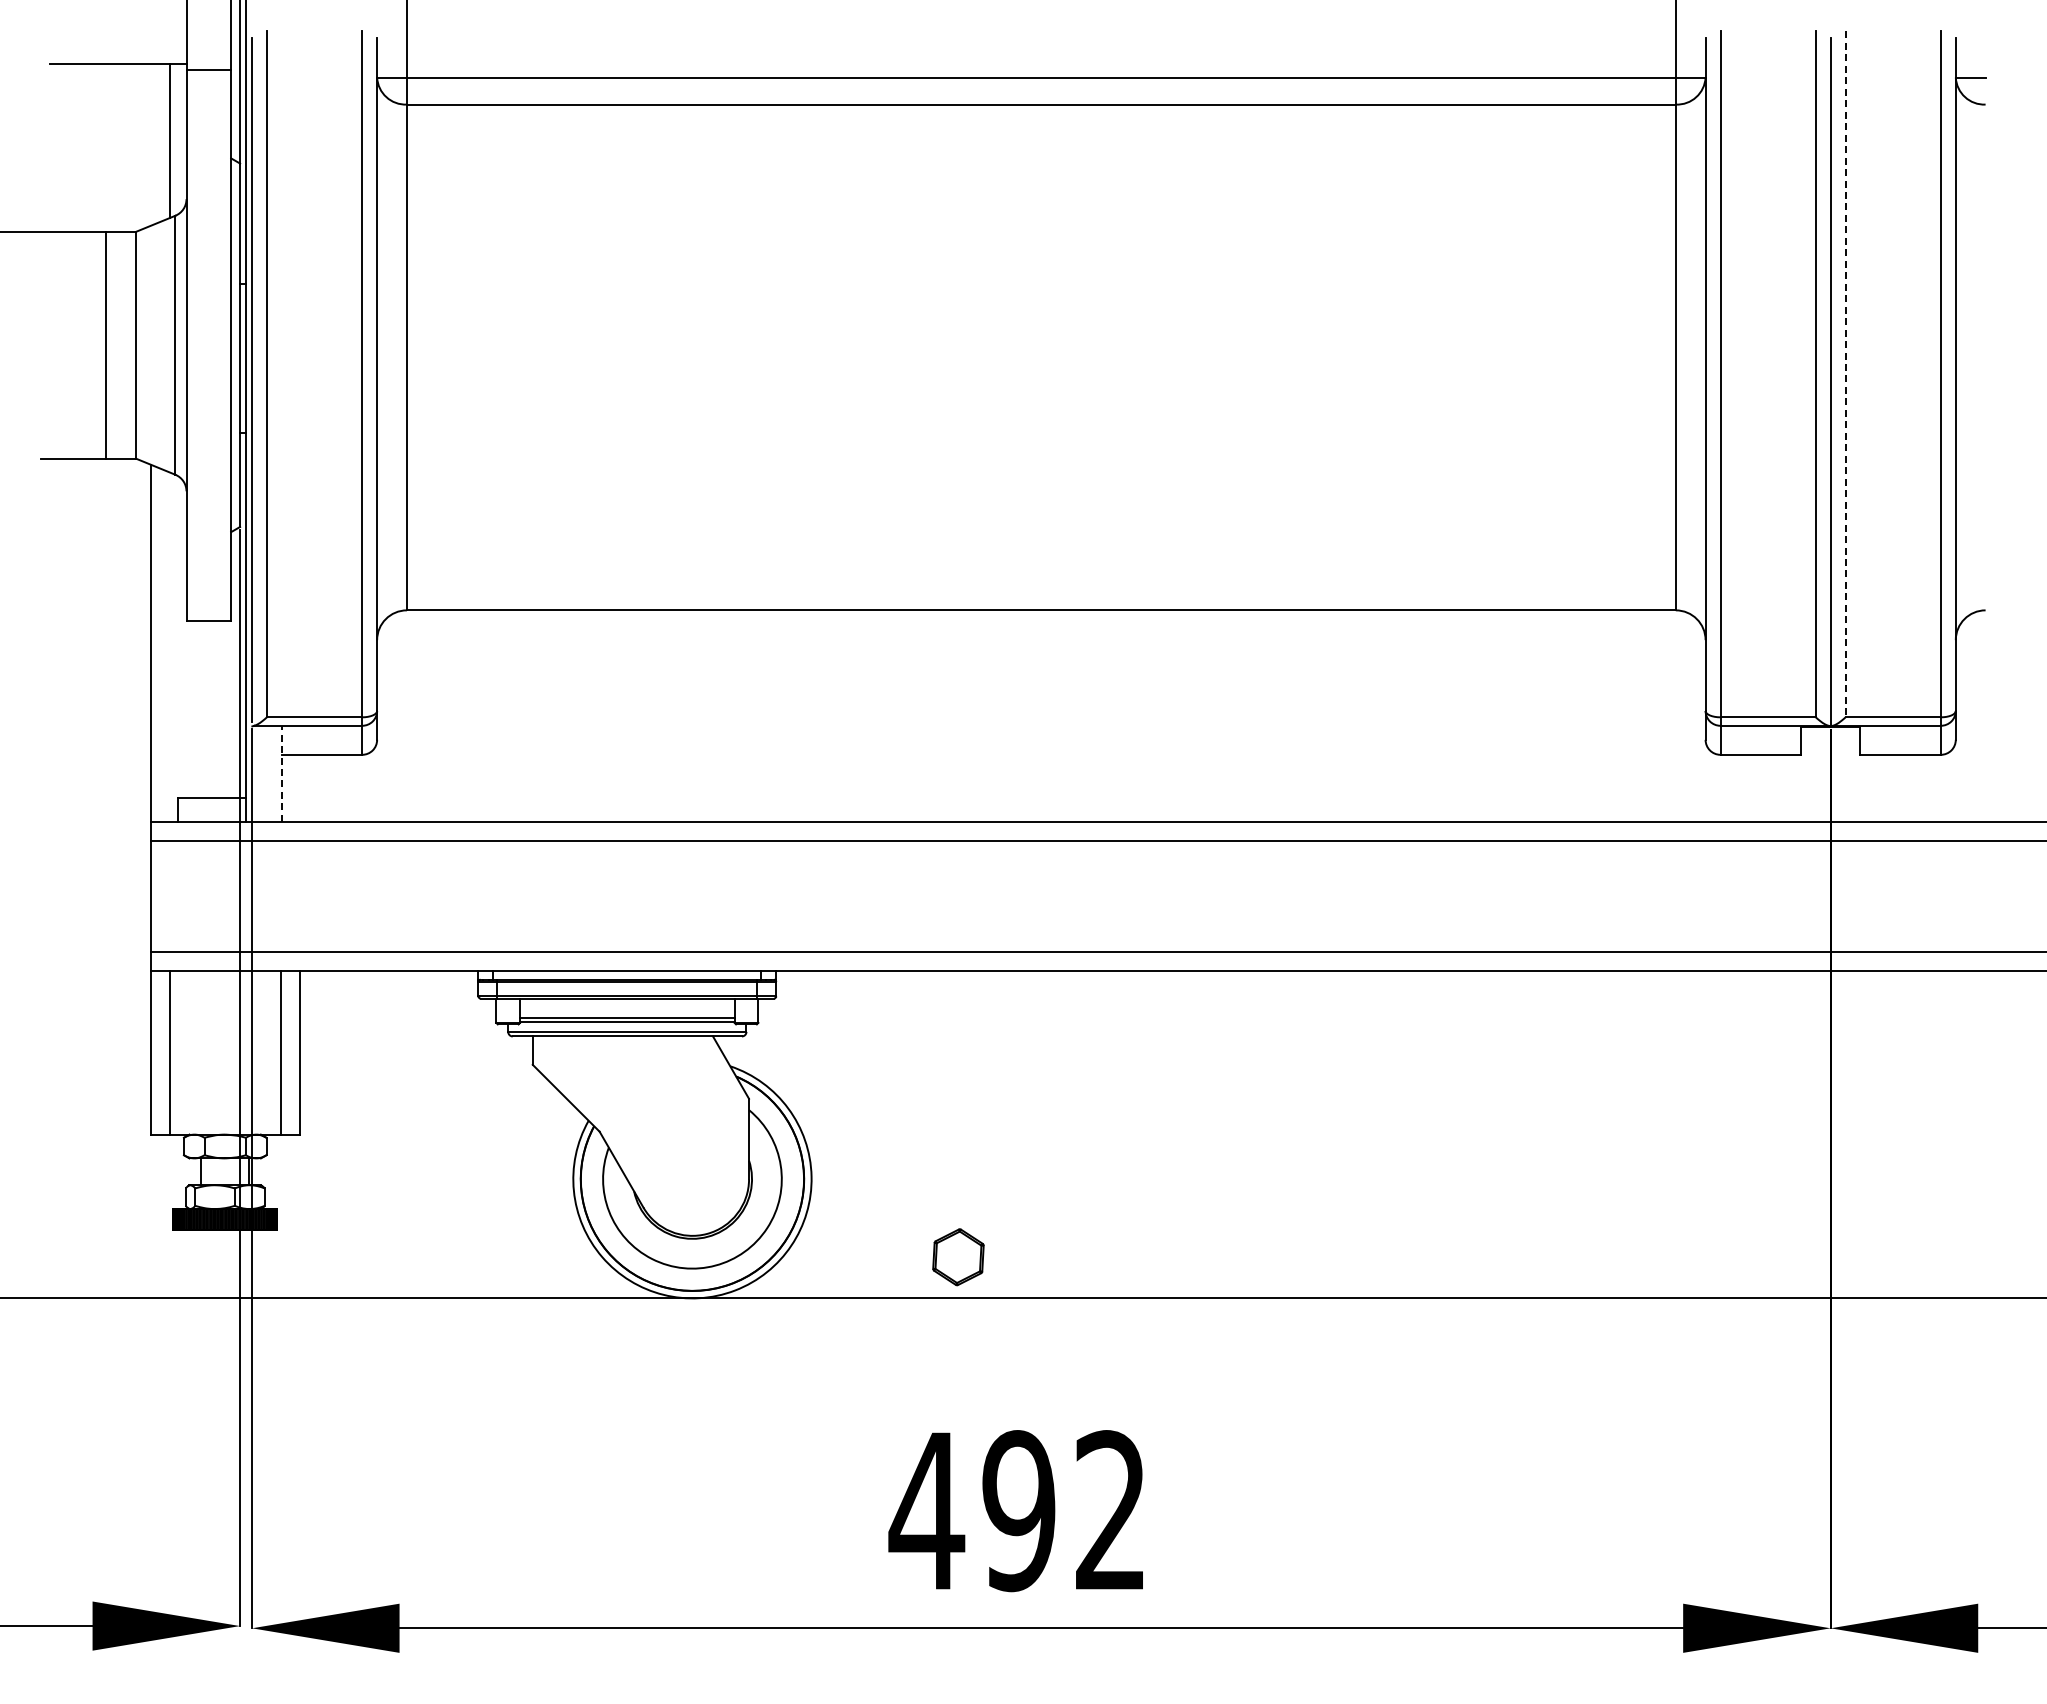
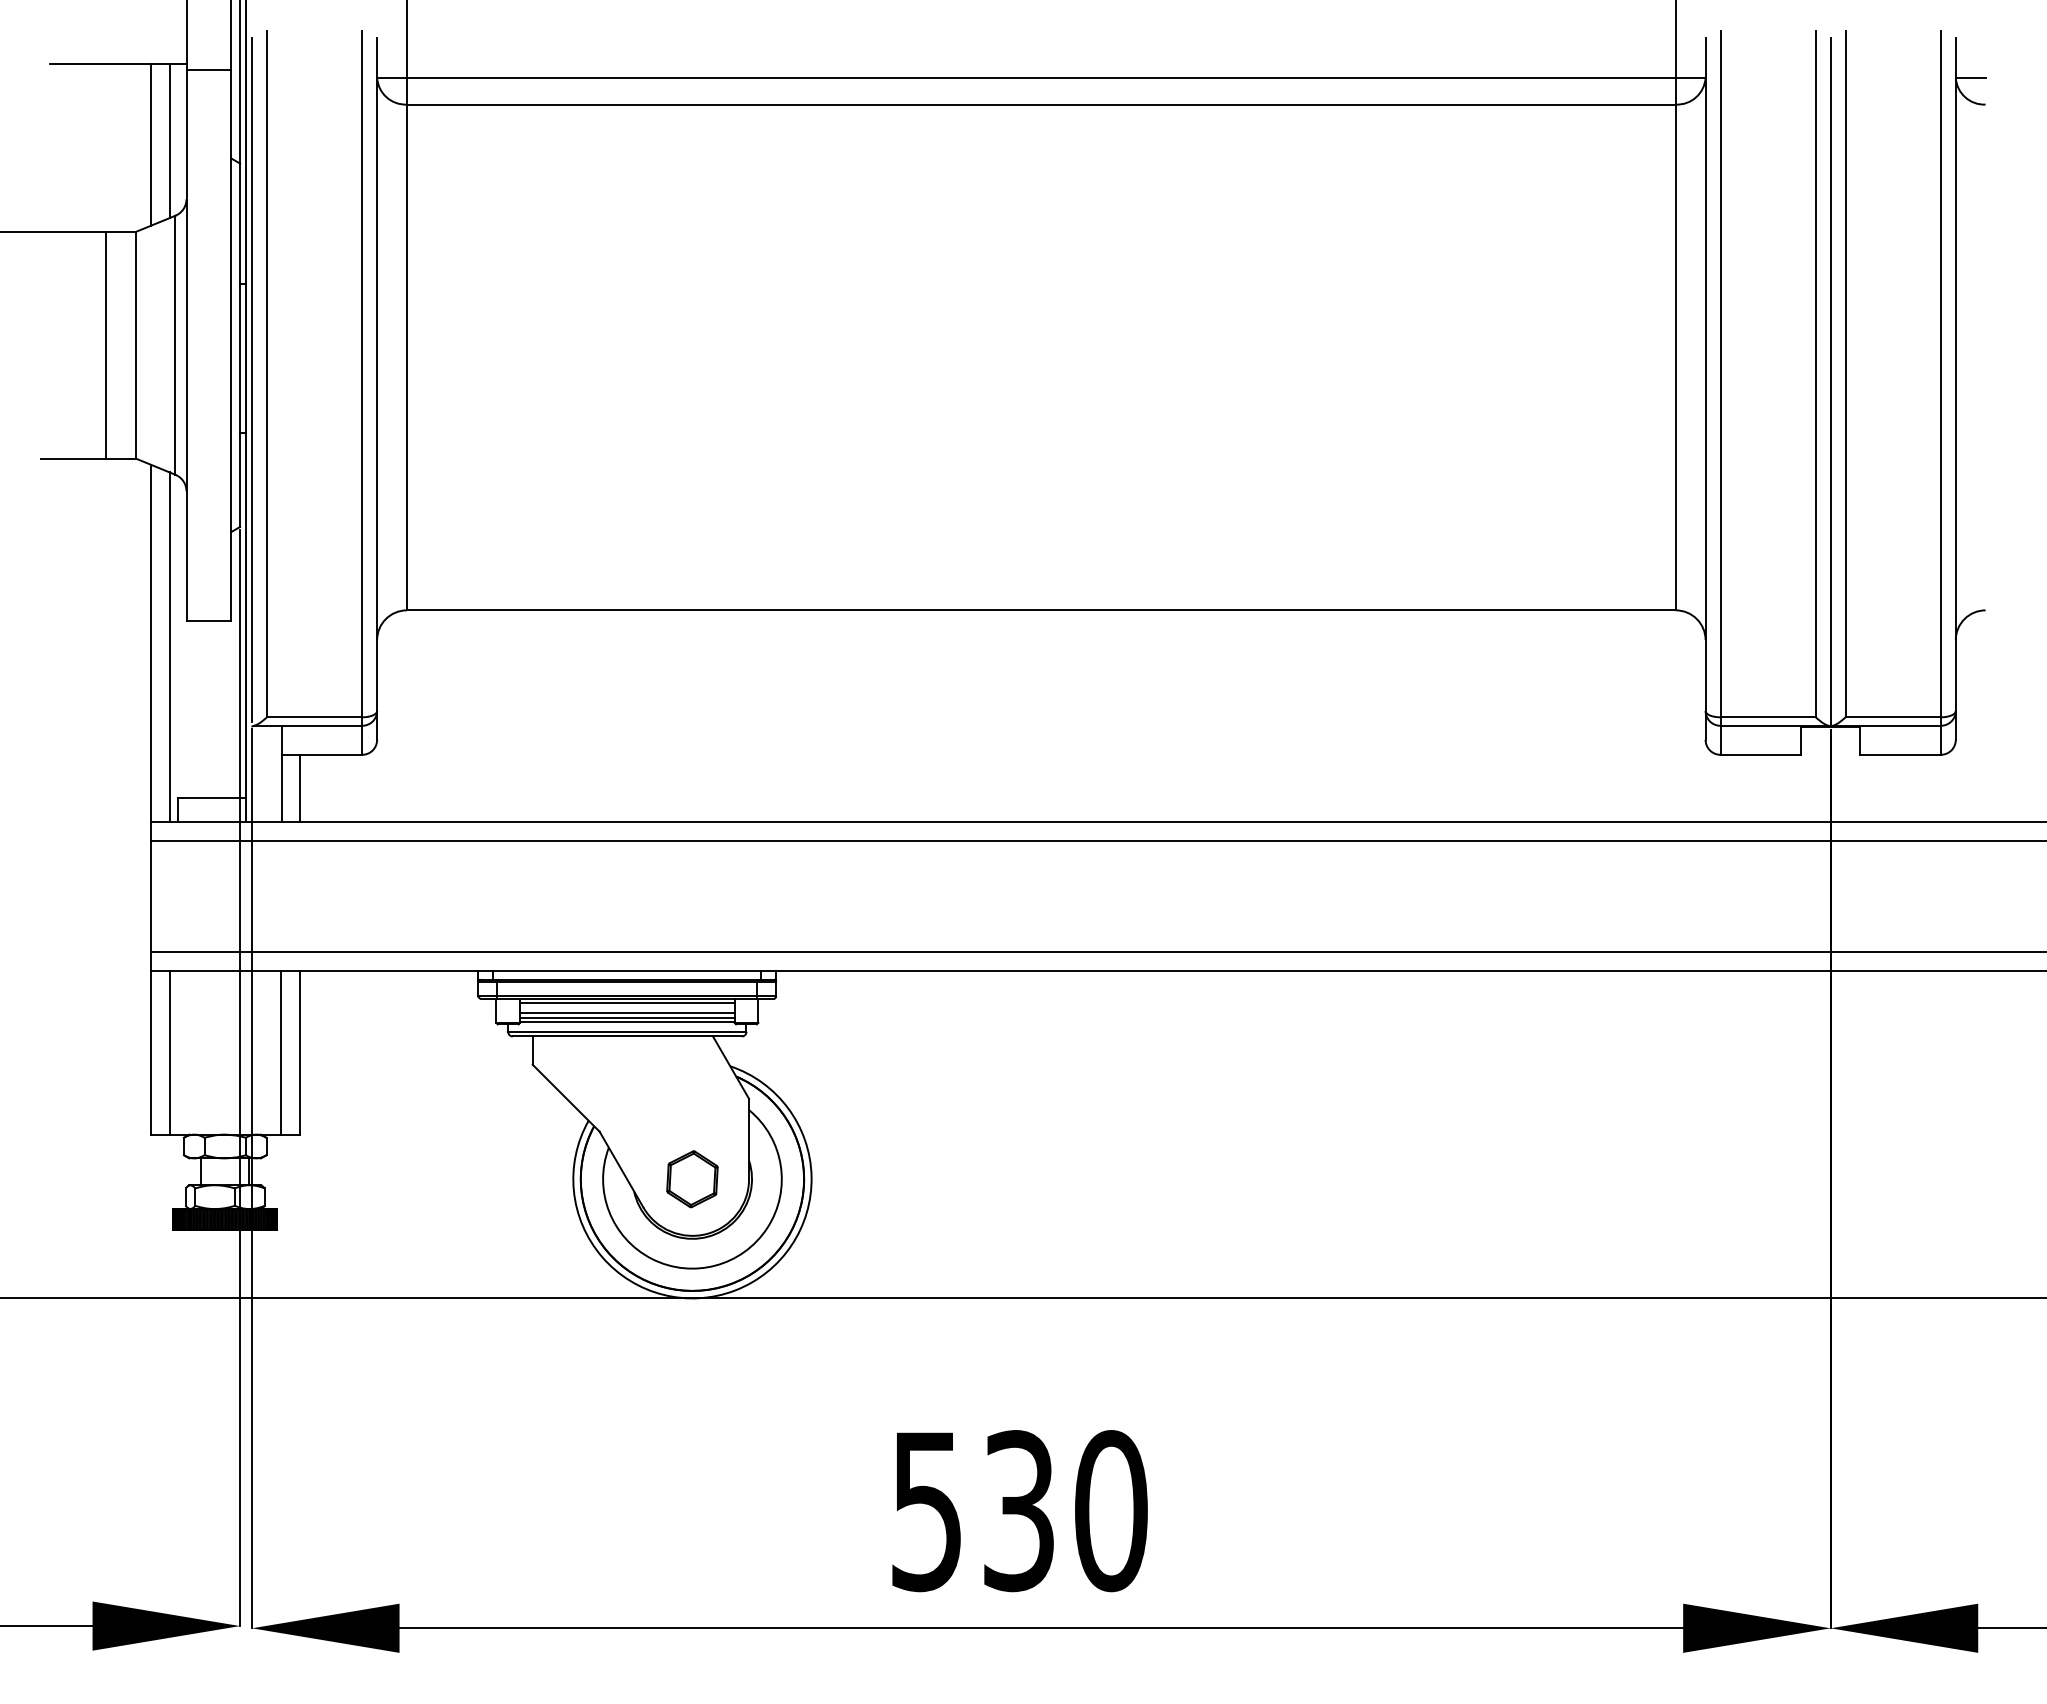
line: none -> present (150, 144)
line: dashed -> solid (1845, 374)
line: none -> present (169, 646)
line: dashed -> solid (281, 774)
line: none -> present (299, 787)
line: none -> present (627, 1003)
line: none -> present (627, 1013)
part position: (958, 1257) -> (692, 1179) (692, 1179)
text: 492 -> 530 (1017, 1511)
